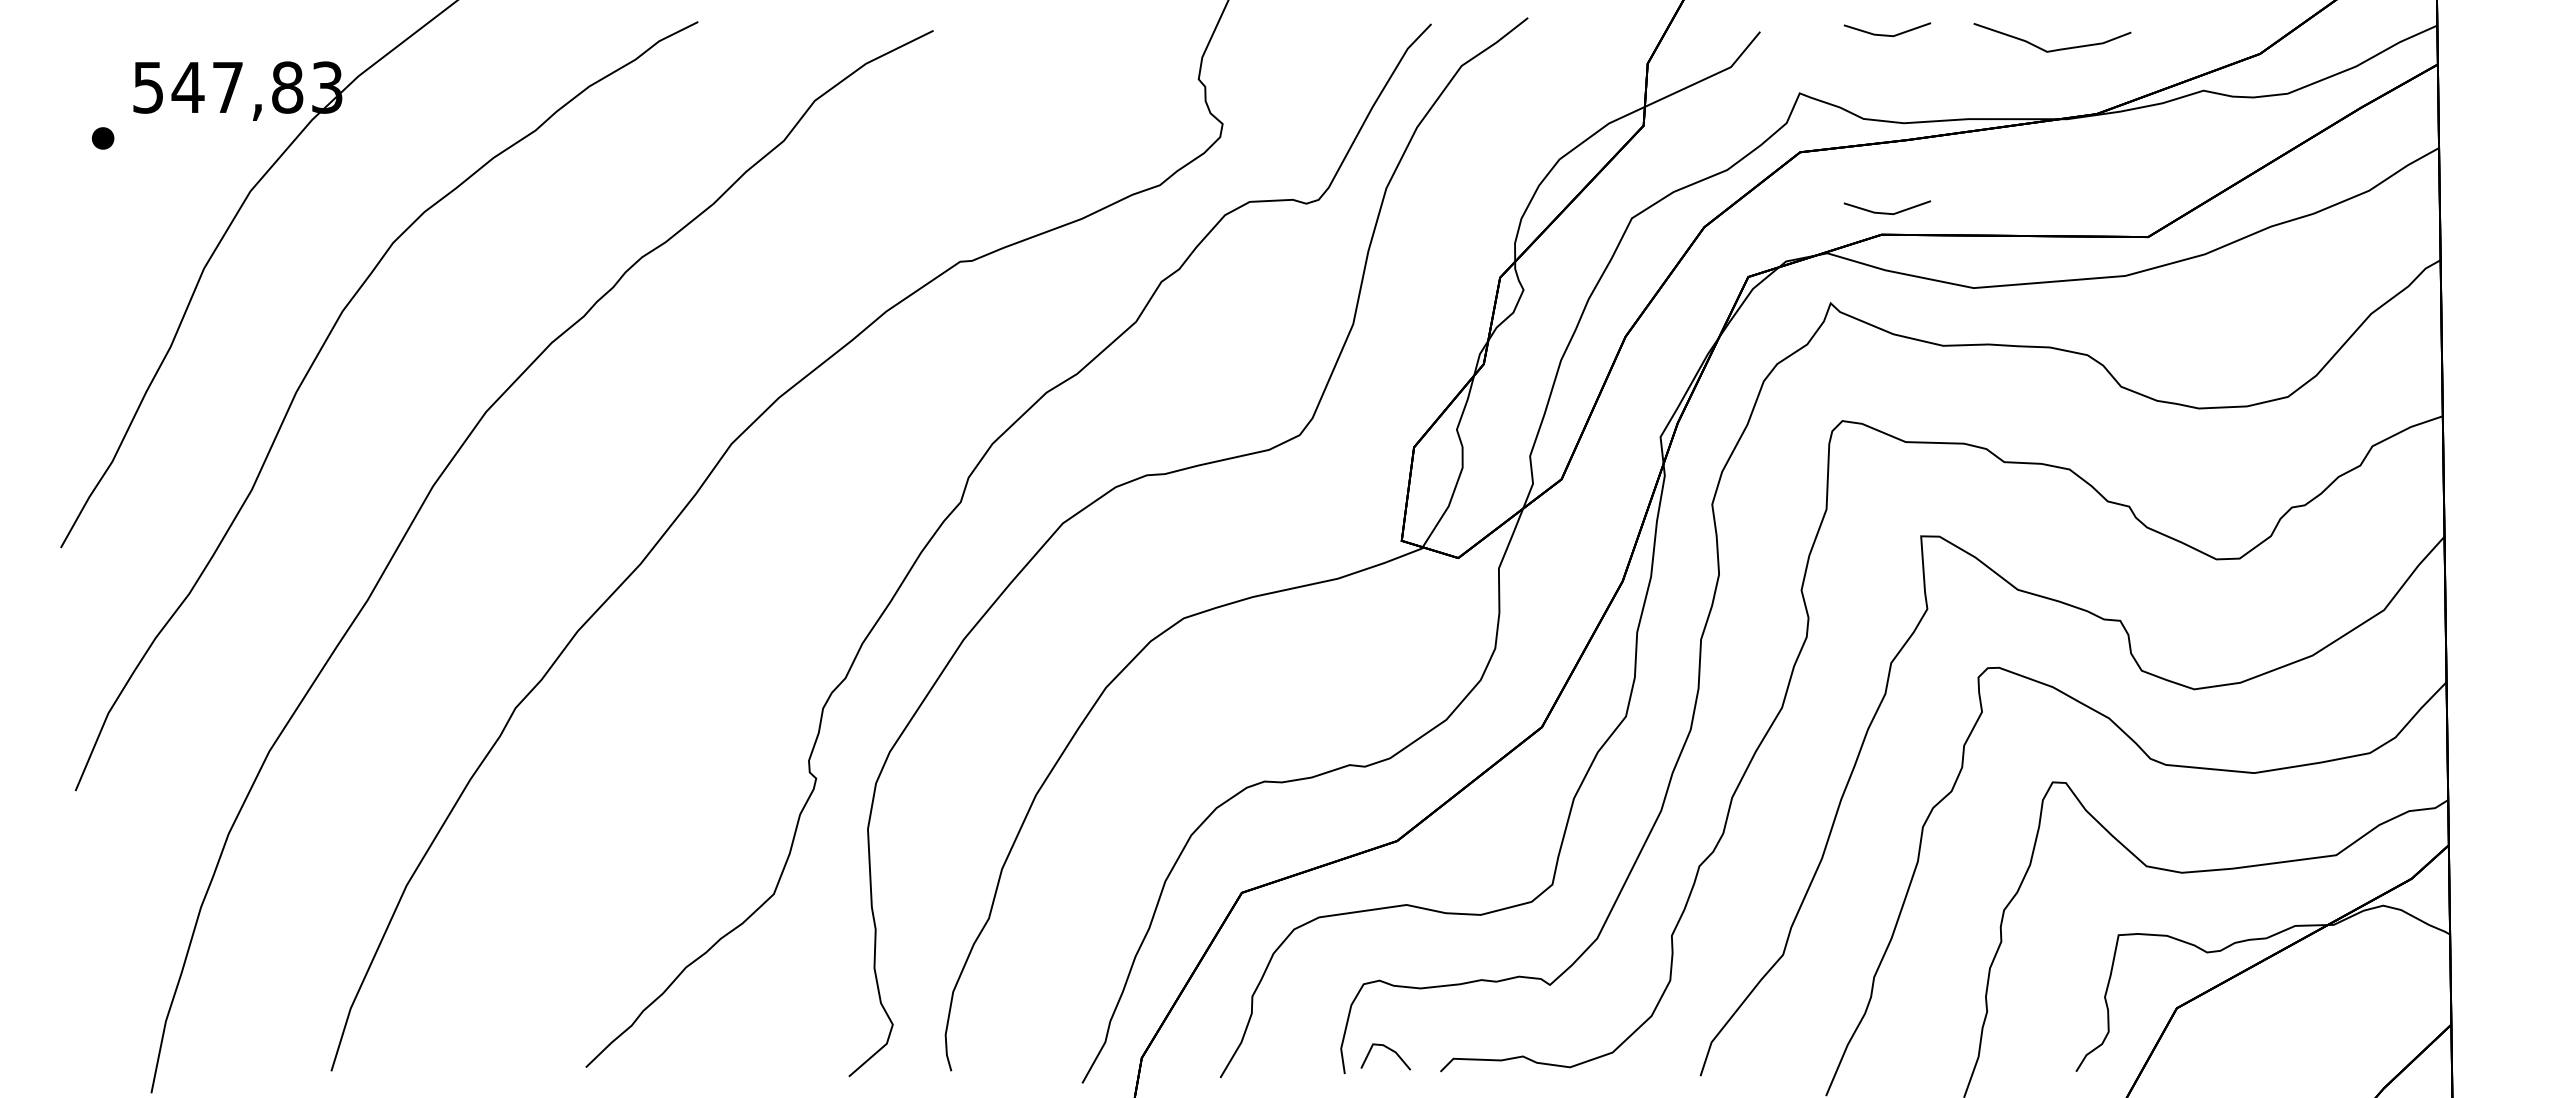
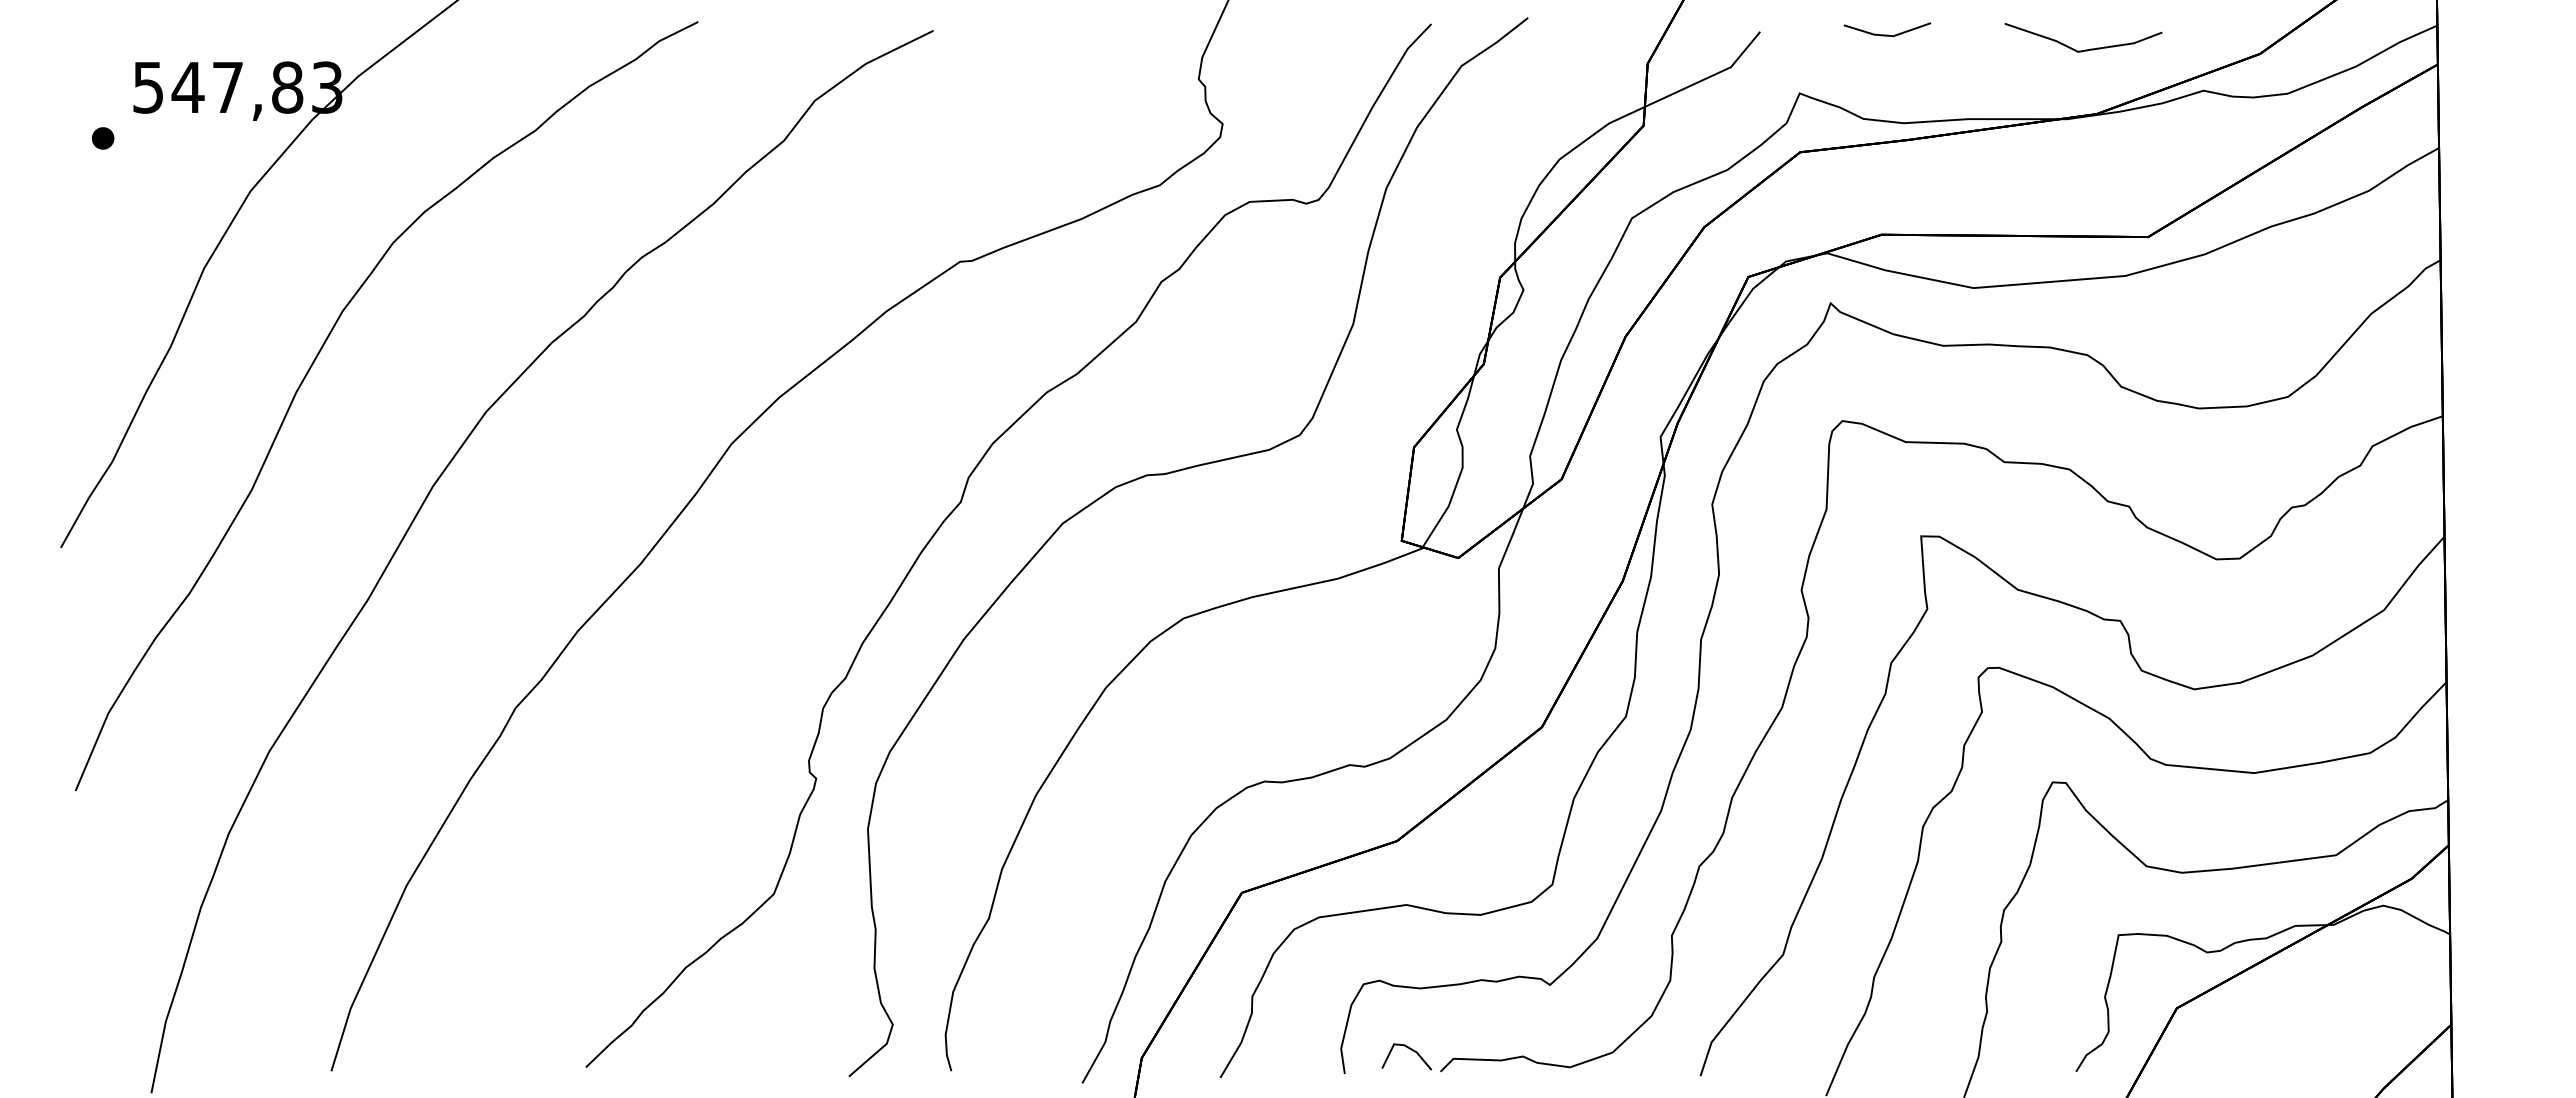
curve position: (2053, 49) -> (2084, 49) (2084, 49)
line: present -> none (1887, 212)
line position: (1388, 1049) -> (1409, 1049) (1409, 1049)
